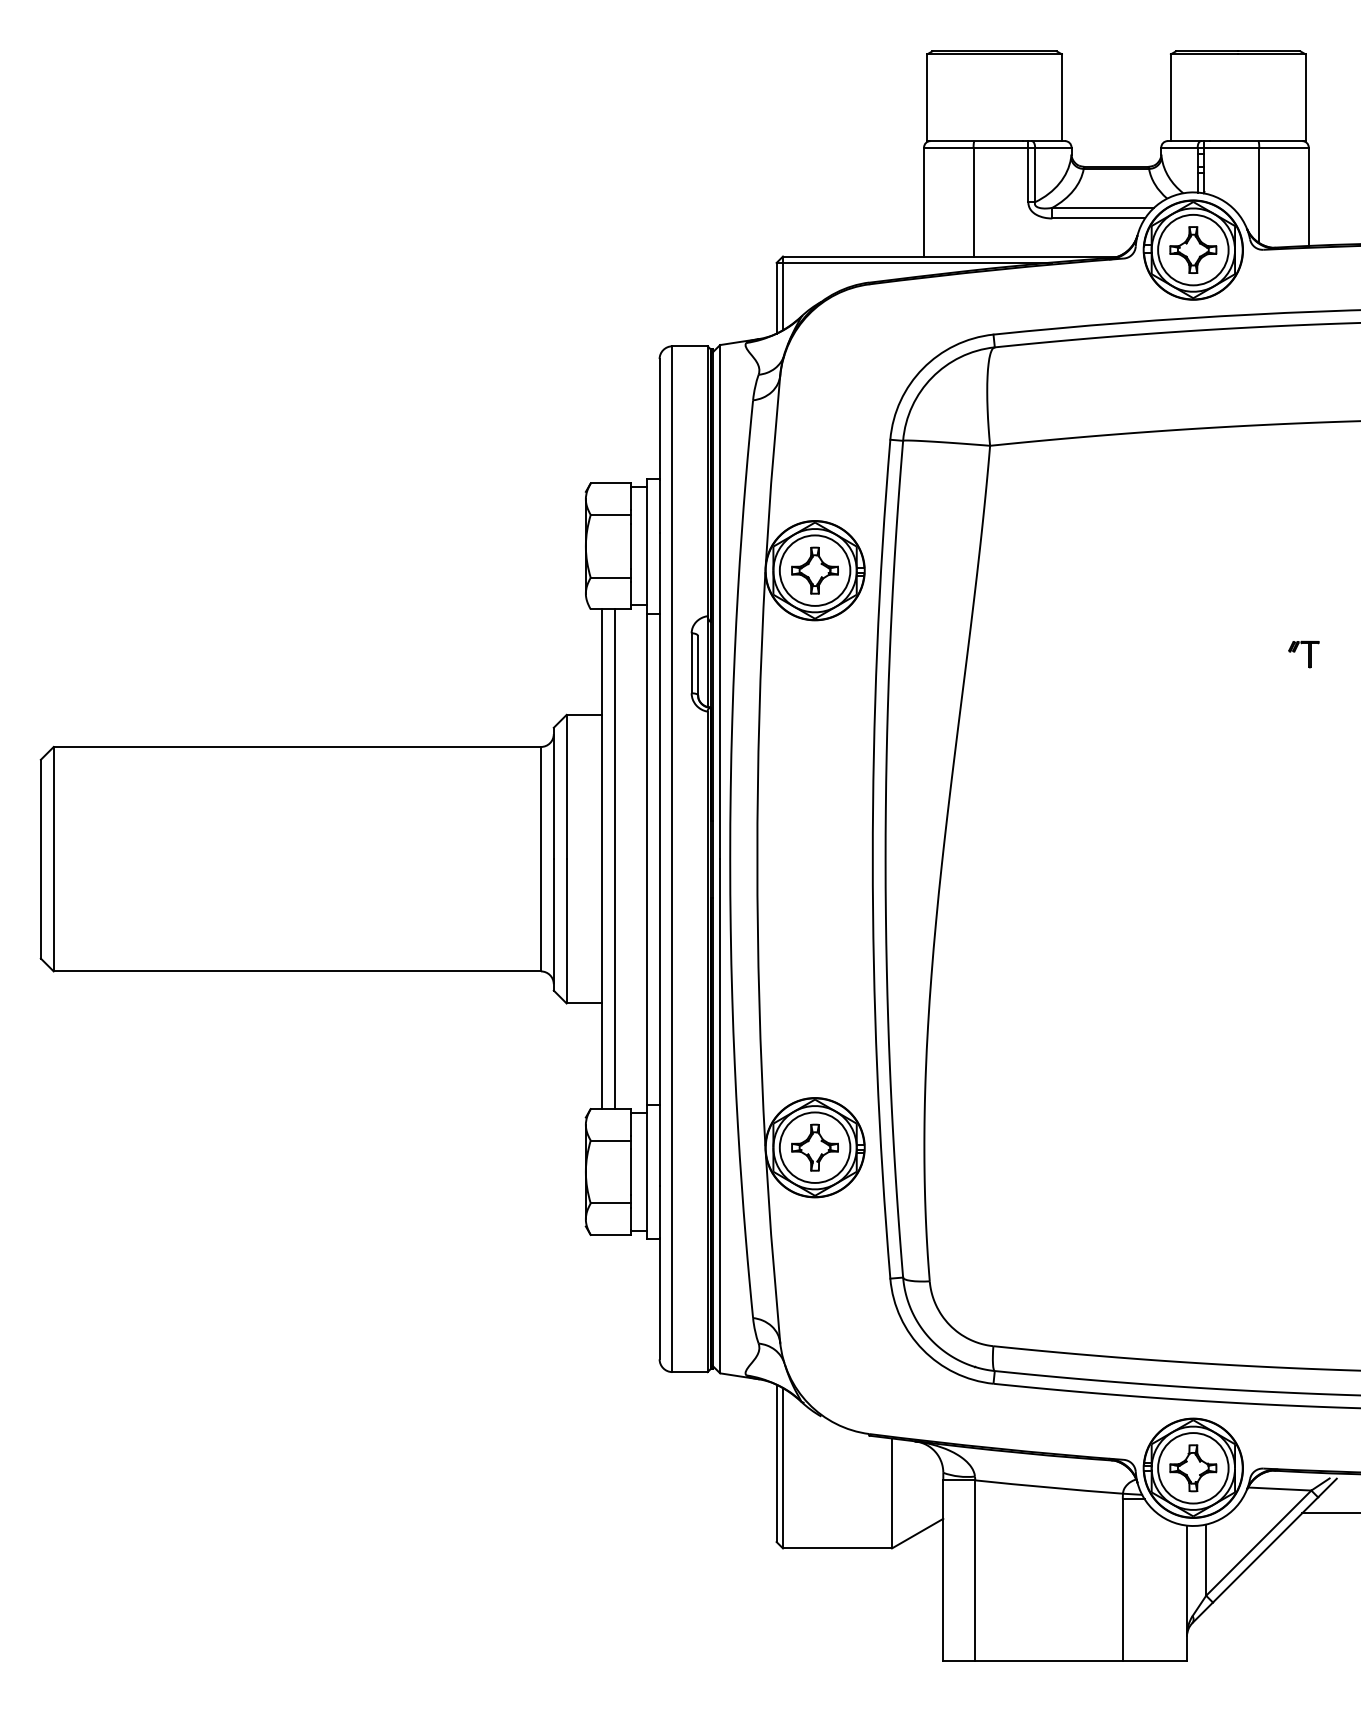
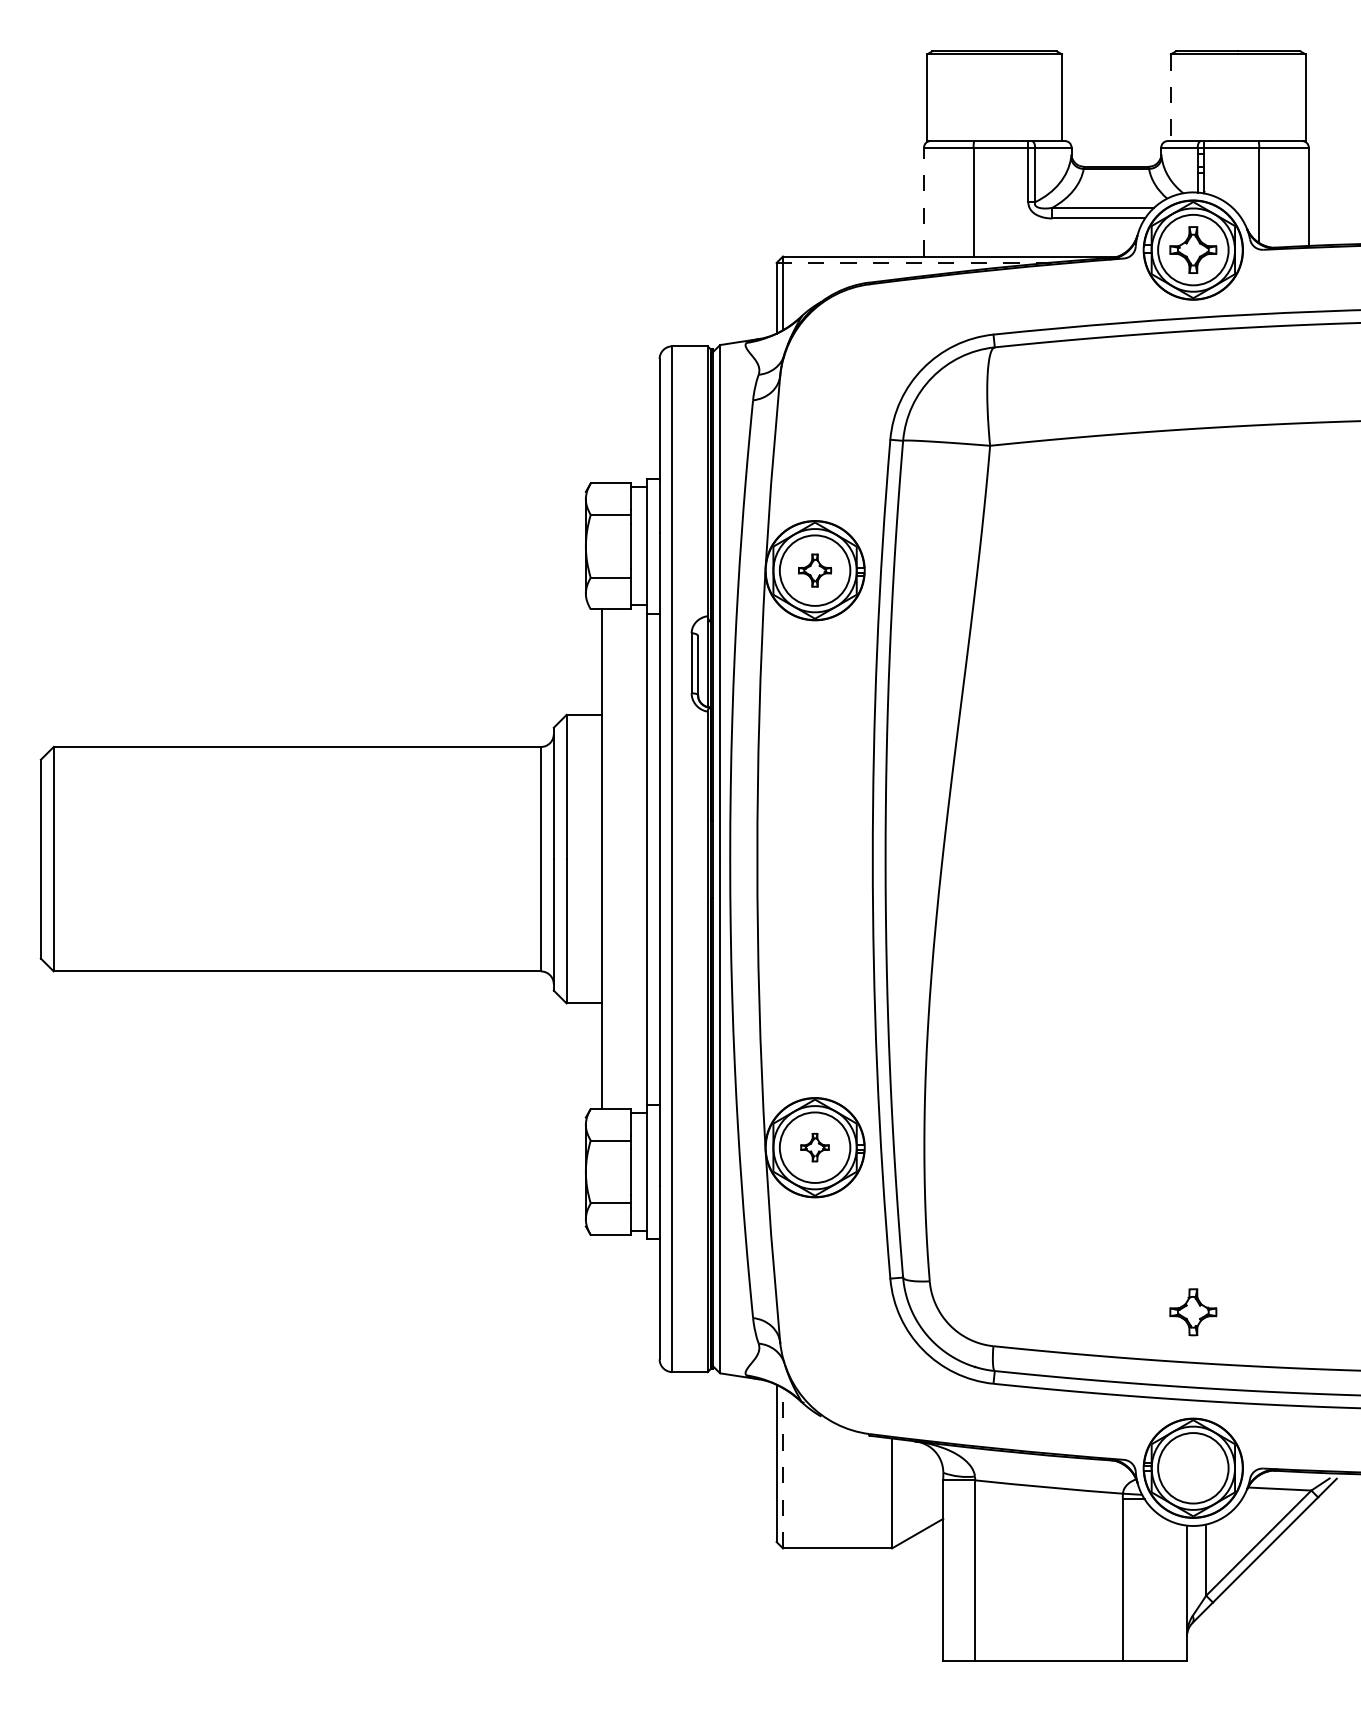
line: solid -> dashed (1170, 98)
line: solid -> dashed (924, 201)
line: solid -> dashed (917, 262)
part size: 48x49 px -> 35x35 px (815, 570)
part: present -> none (1303, 654)
line: present -> none (614, 859)
part size: 48x49 px -> 30x31 px (814, 1147)
line: solid -> dashed (783, 1467)
part position: (1193, 1468) -> (1193, 1312) (1193, 1312)
line: present -> none (1329, 1513)
